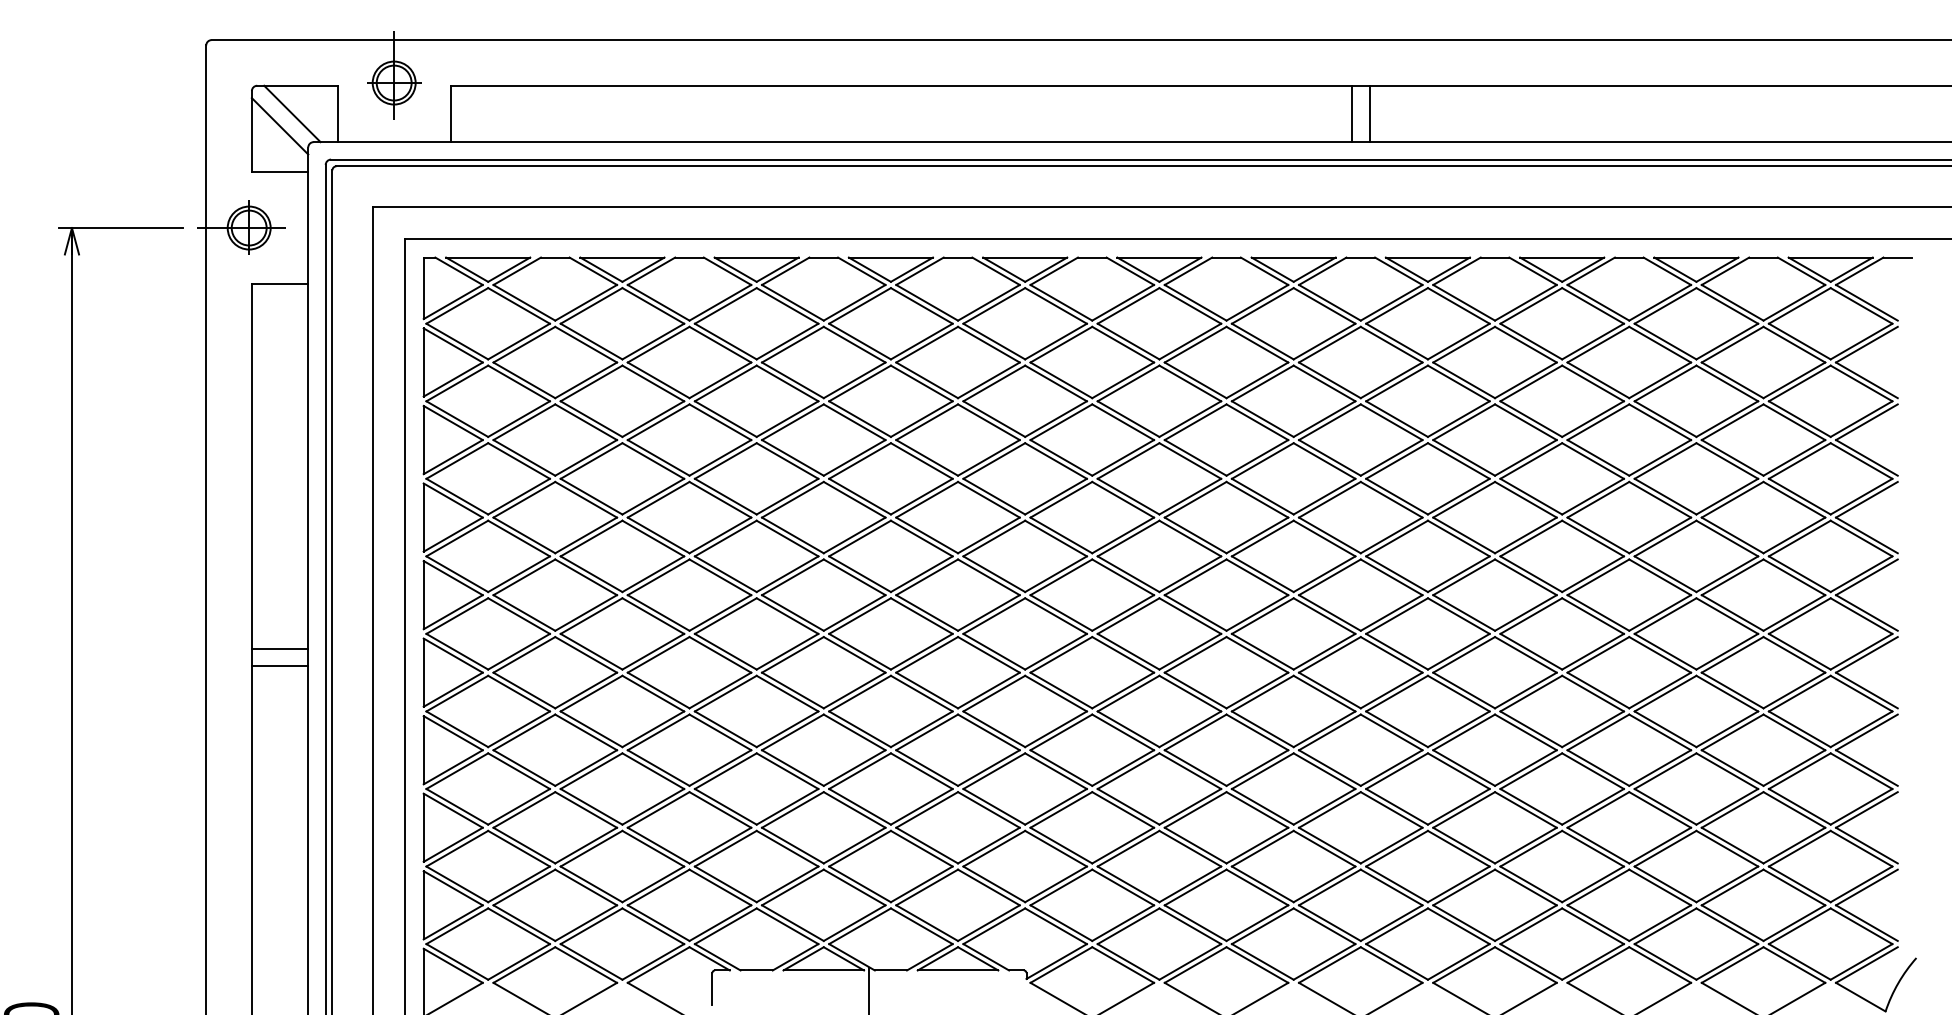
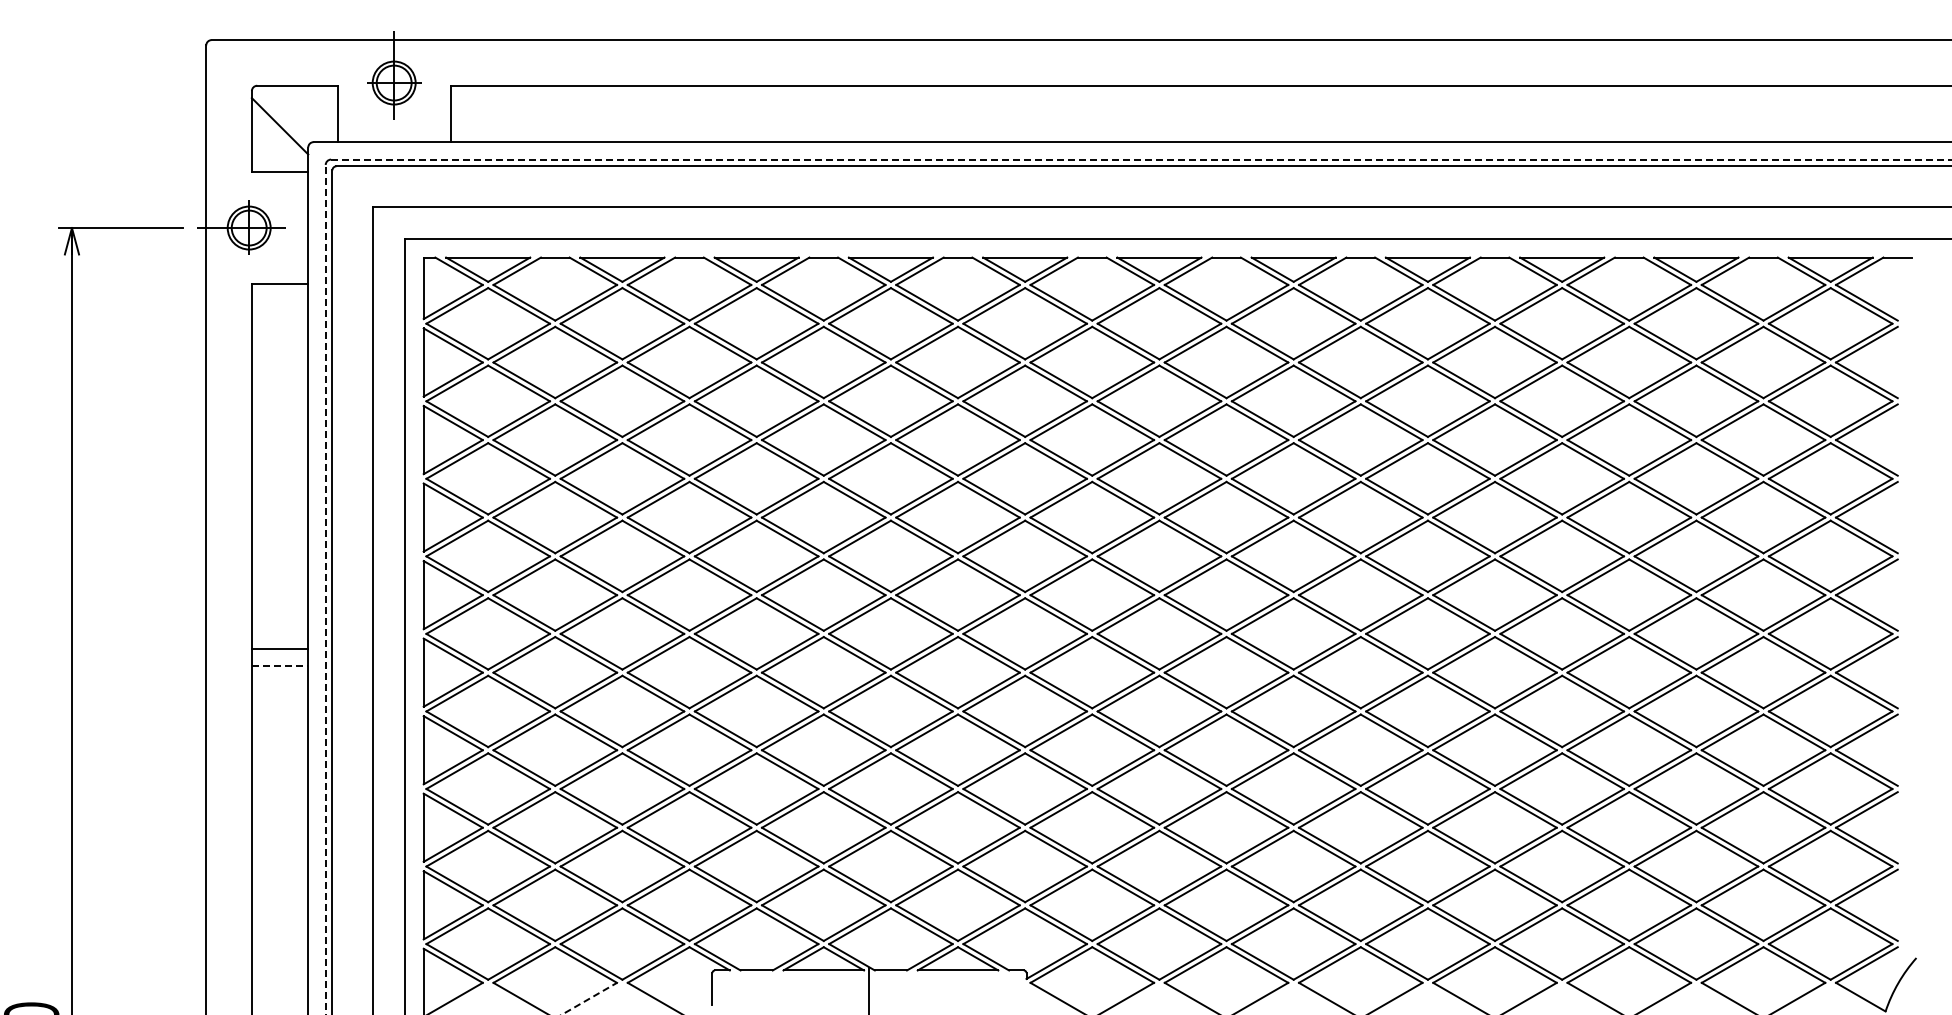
line: present -> none (292, 113)
line: present -> none (1352, 113)
line: present -> none (1369, 113)
line: solid -> dashed (1141, 159)
line: solid -> dashed (325, 589)
line: solid -> dashed (280, 666)
line: solid -> dashed (589, 998)
